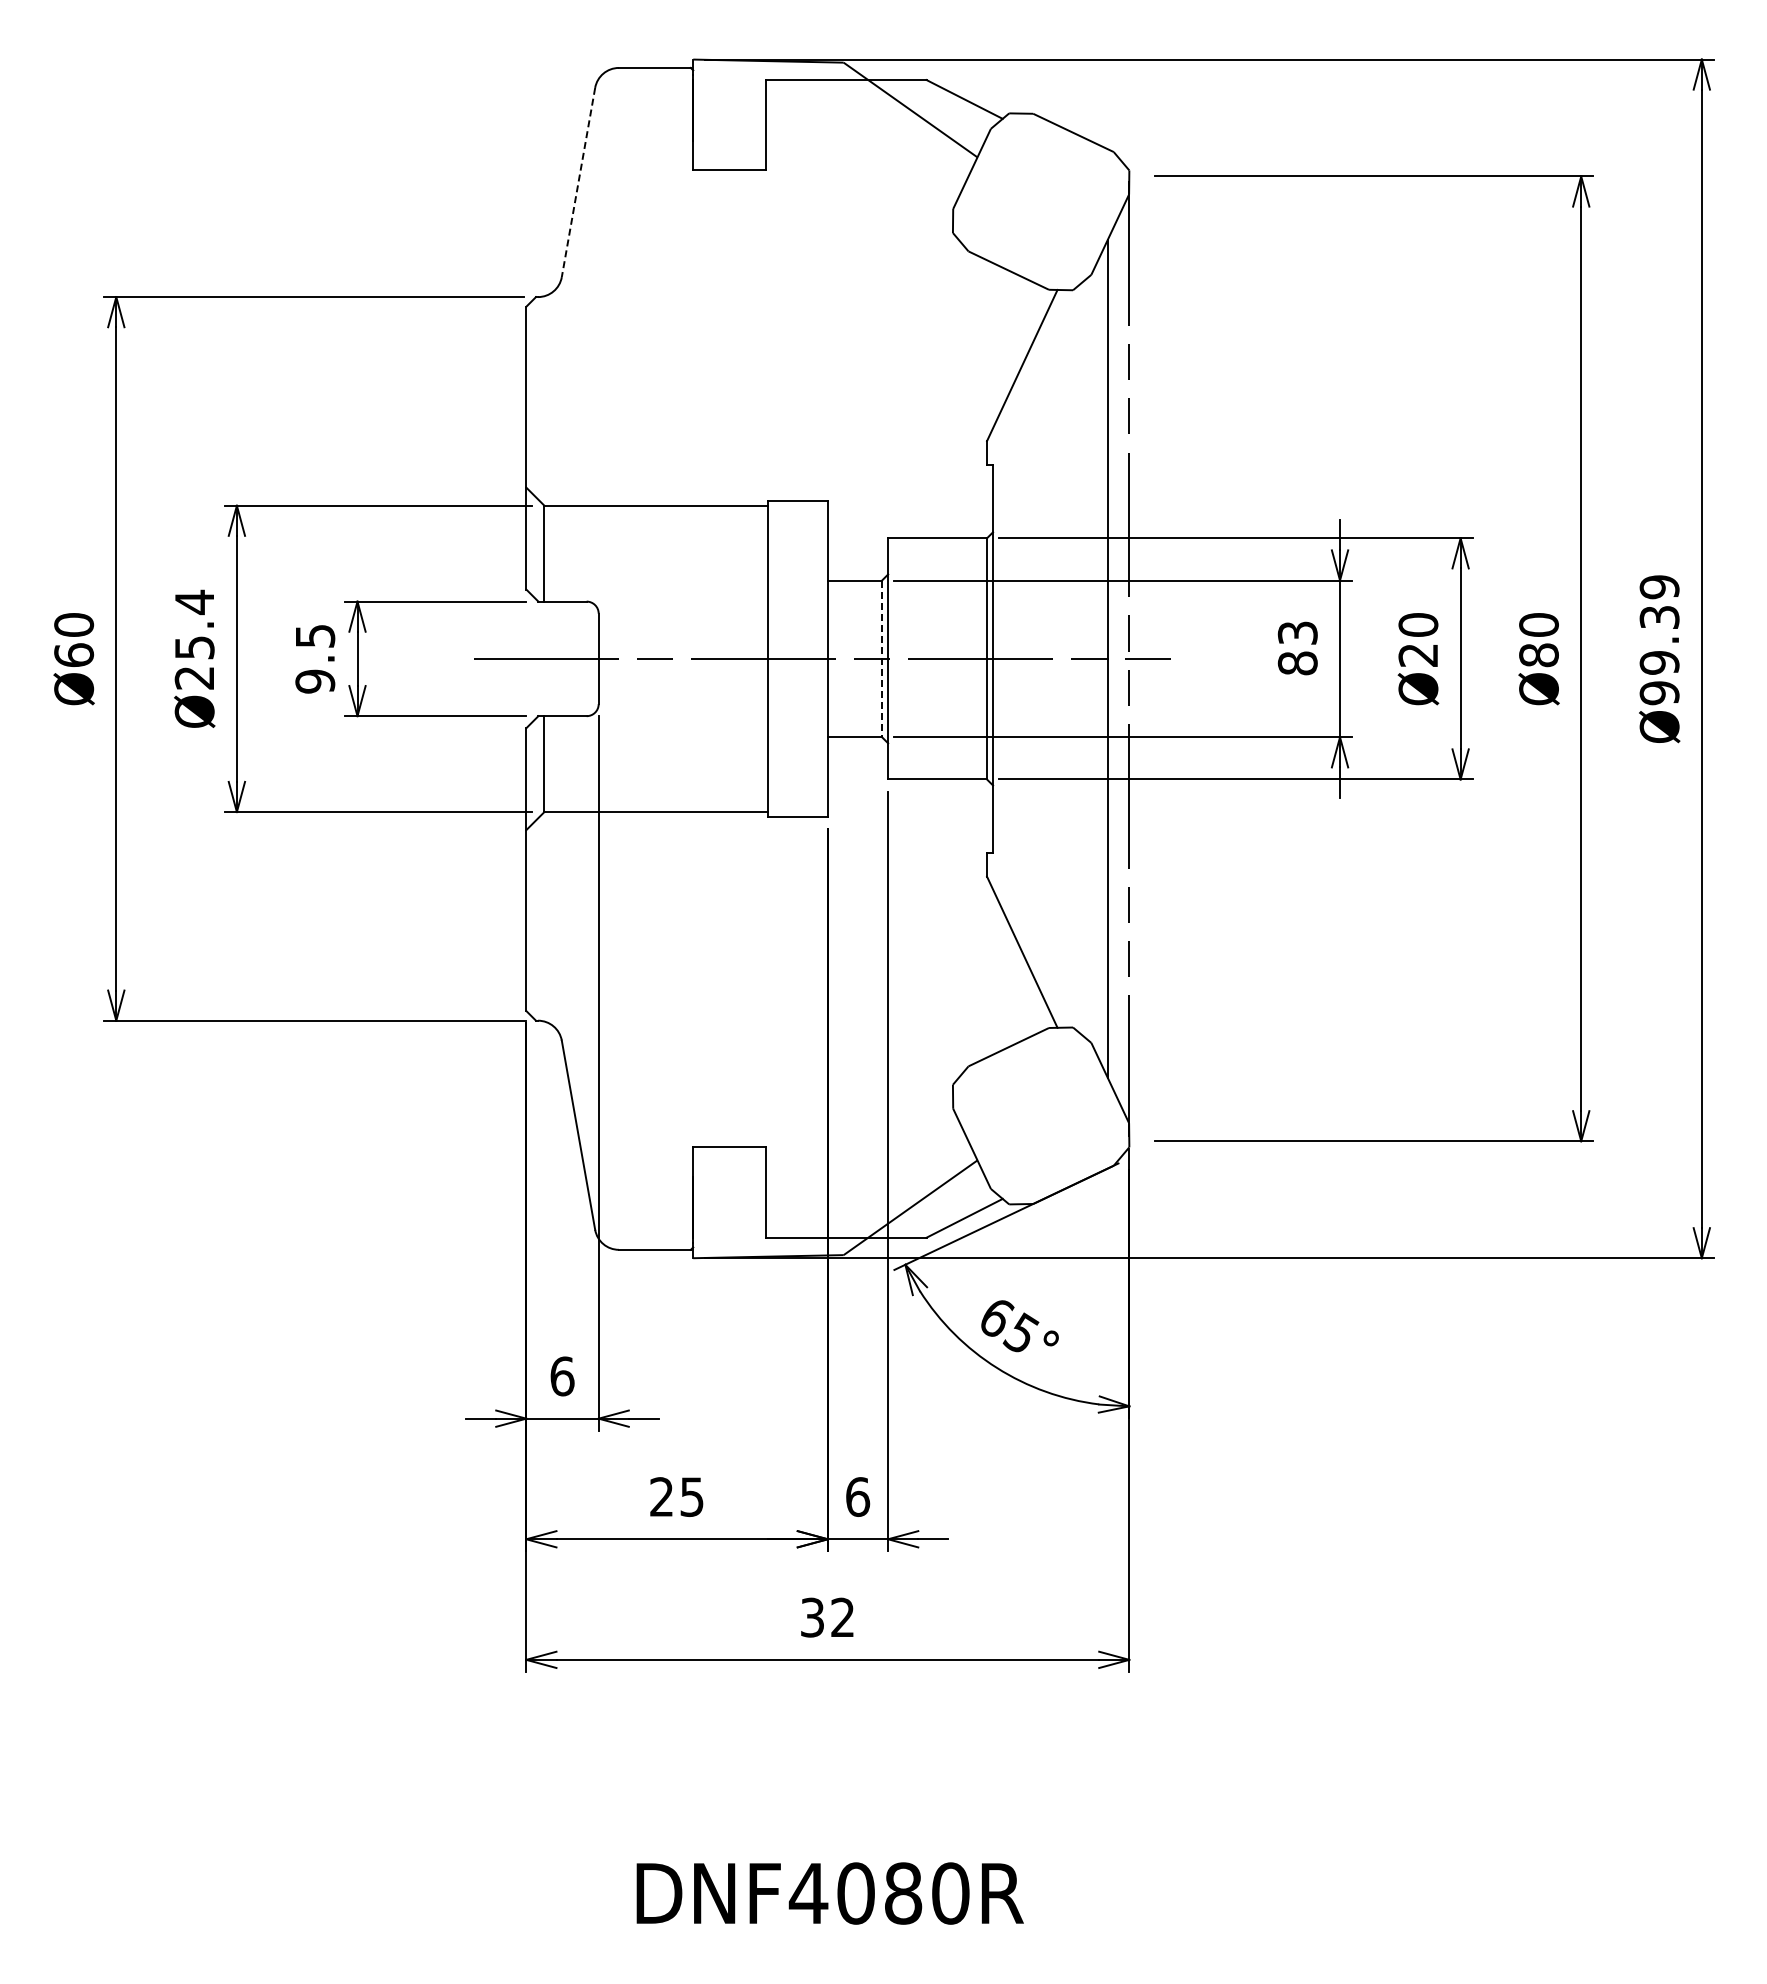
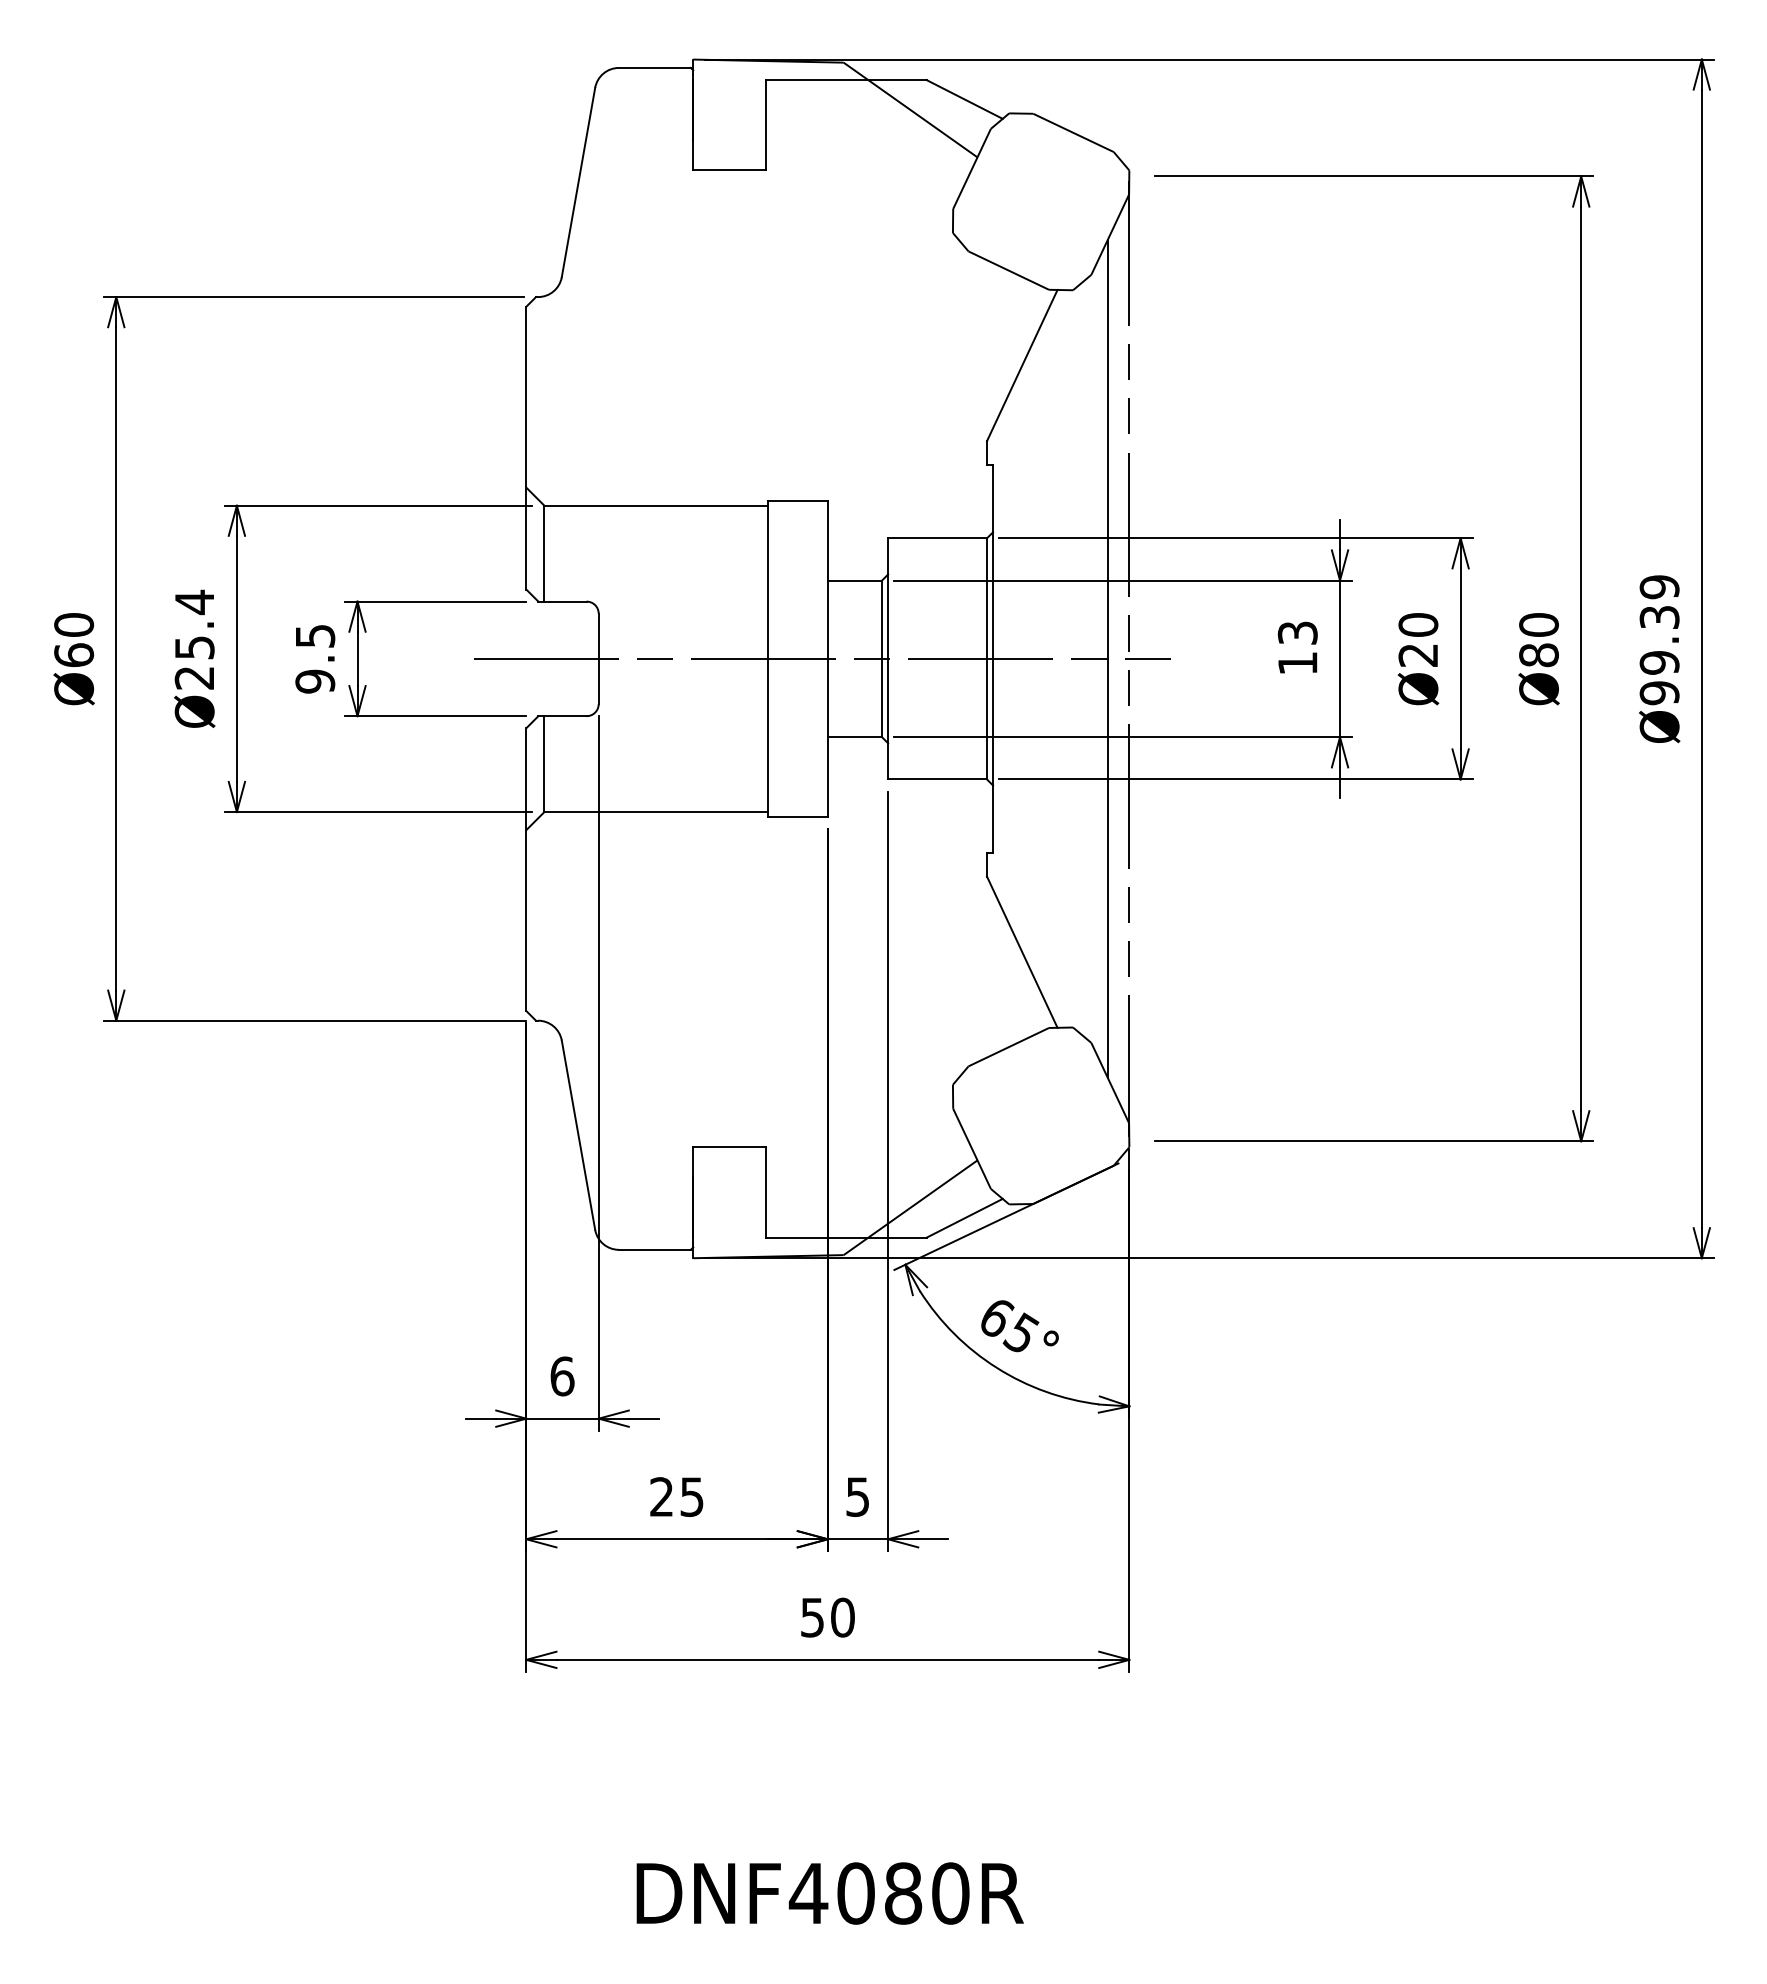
line: dashed -> solid (578, 183)
line: dashed -> solid (882, 659)
text: 83 -> 13 (1297, 663)
text: 6 -> 5 (858, 1497)
text: 32 -> 50 (827, 1617)
